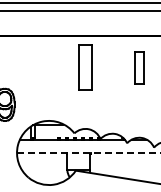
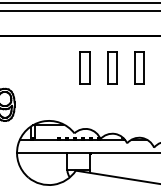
part size: 15x47 px -> 12x34 px (84, 67)
part: none -> present (112, 67)
line: dashed -> solid (88, 152)
